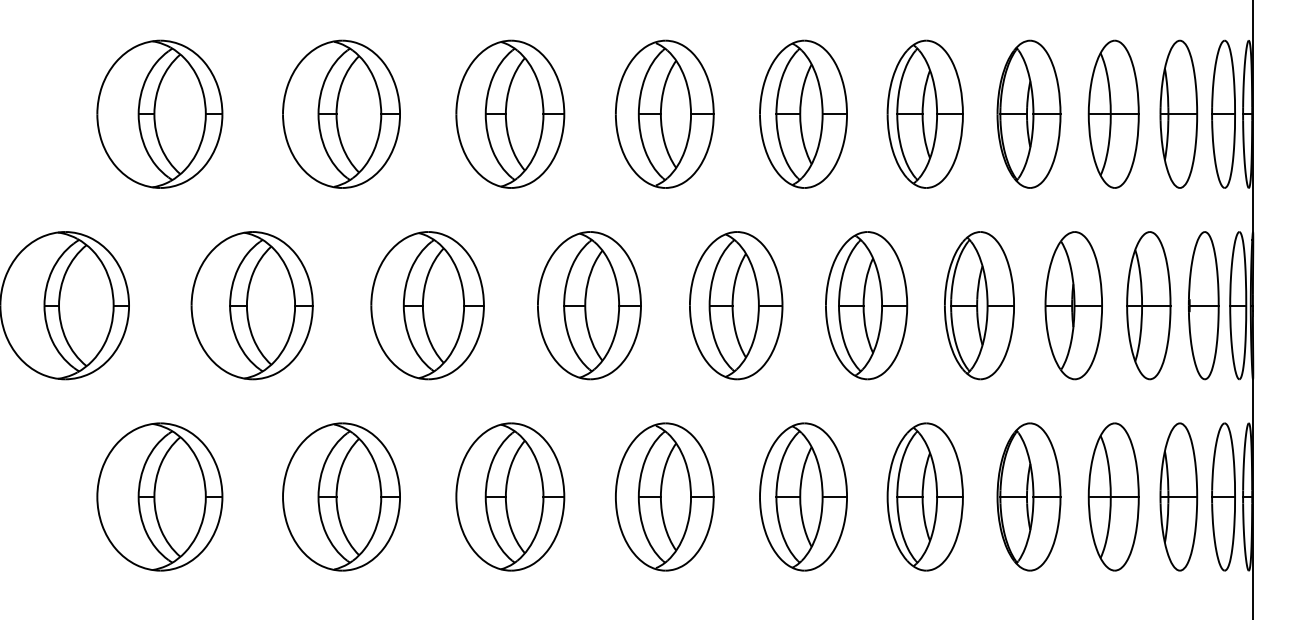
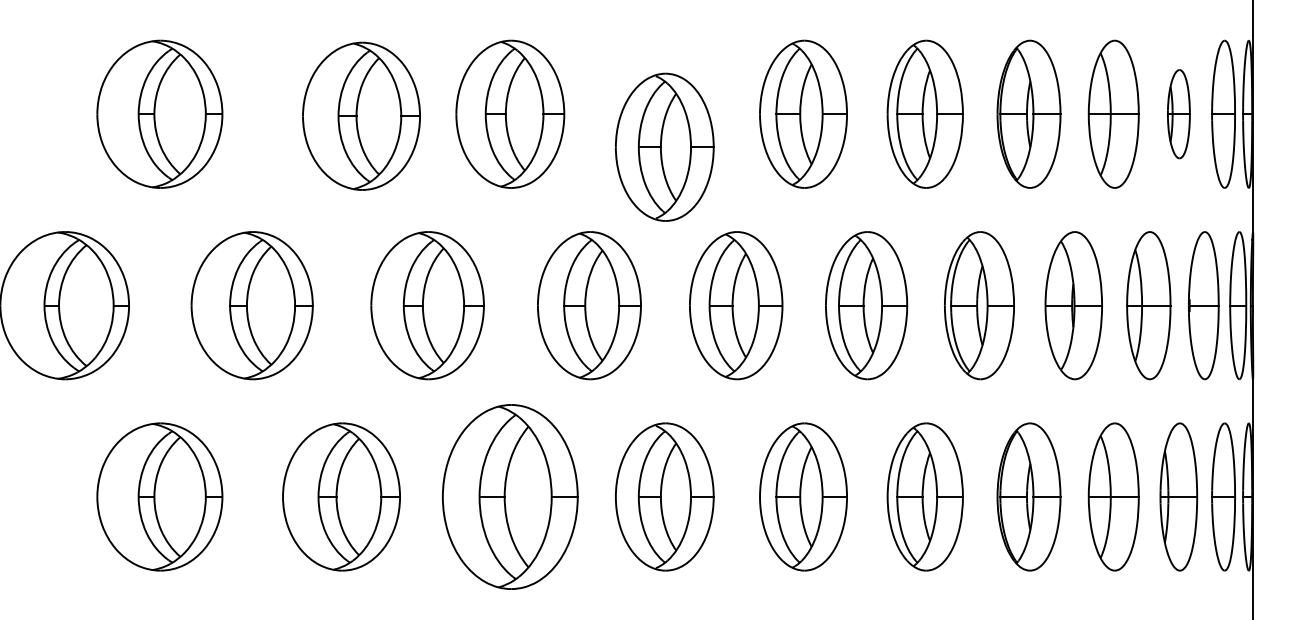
part position: (341, 113) -> (361, 115) (361, 115)
part position: (664, 113) -> (664, 146) (664, 146)
part size: 40x150 px -> 24x91 px (1178, 114)
part size: 111x150 px -> 137x186 px (510, 496)
